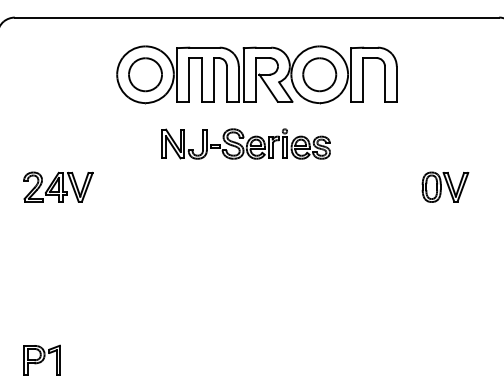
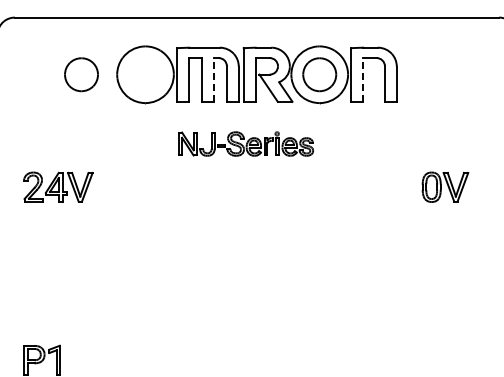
part position: (145, 74) -> (81, 74) (81, 74)
line: solid -> dashed (213, 79)
line: solid -> dashed (363, 79)
part size: 170x32 px -> 137x26 px (246, 143)
